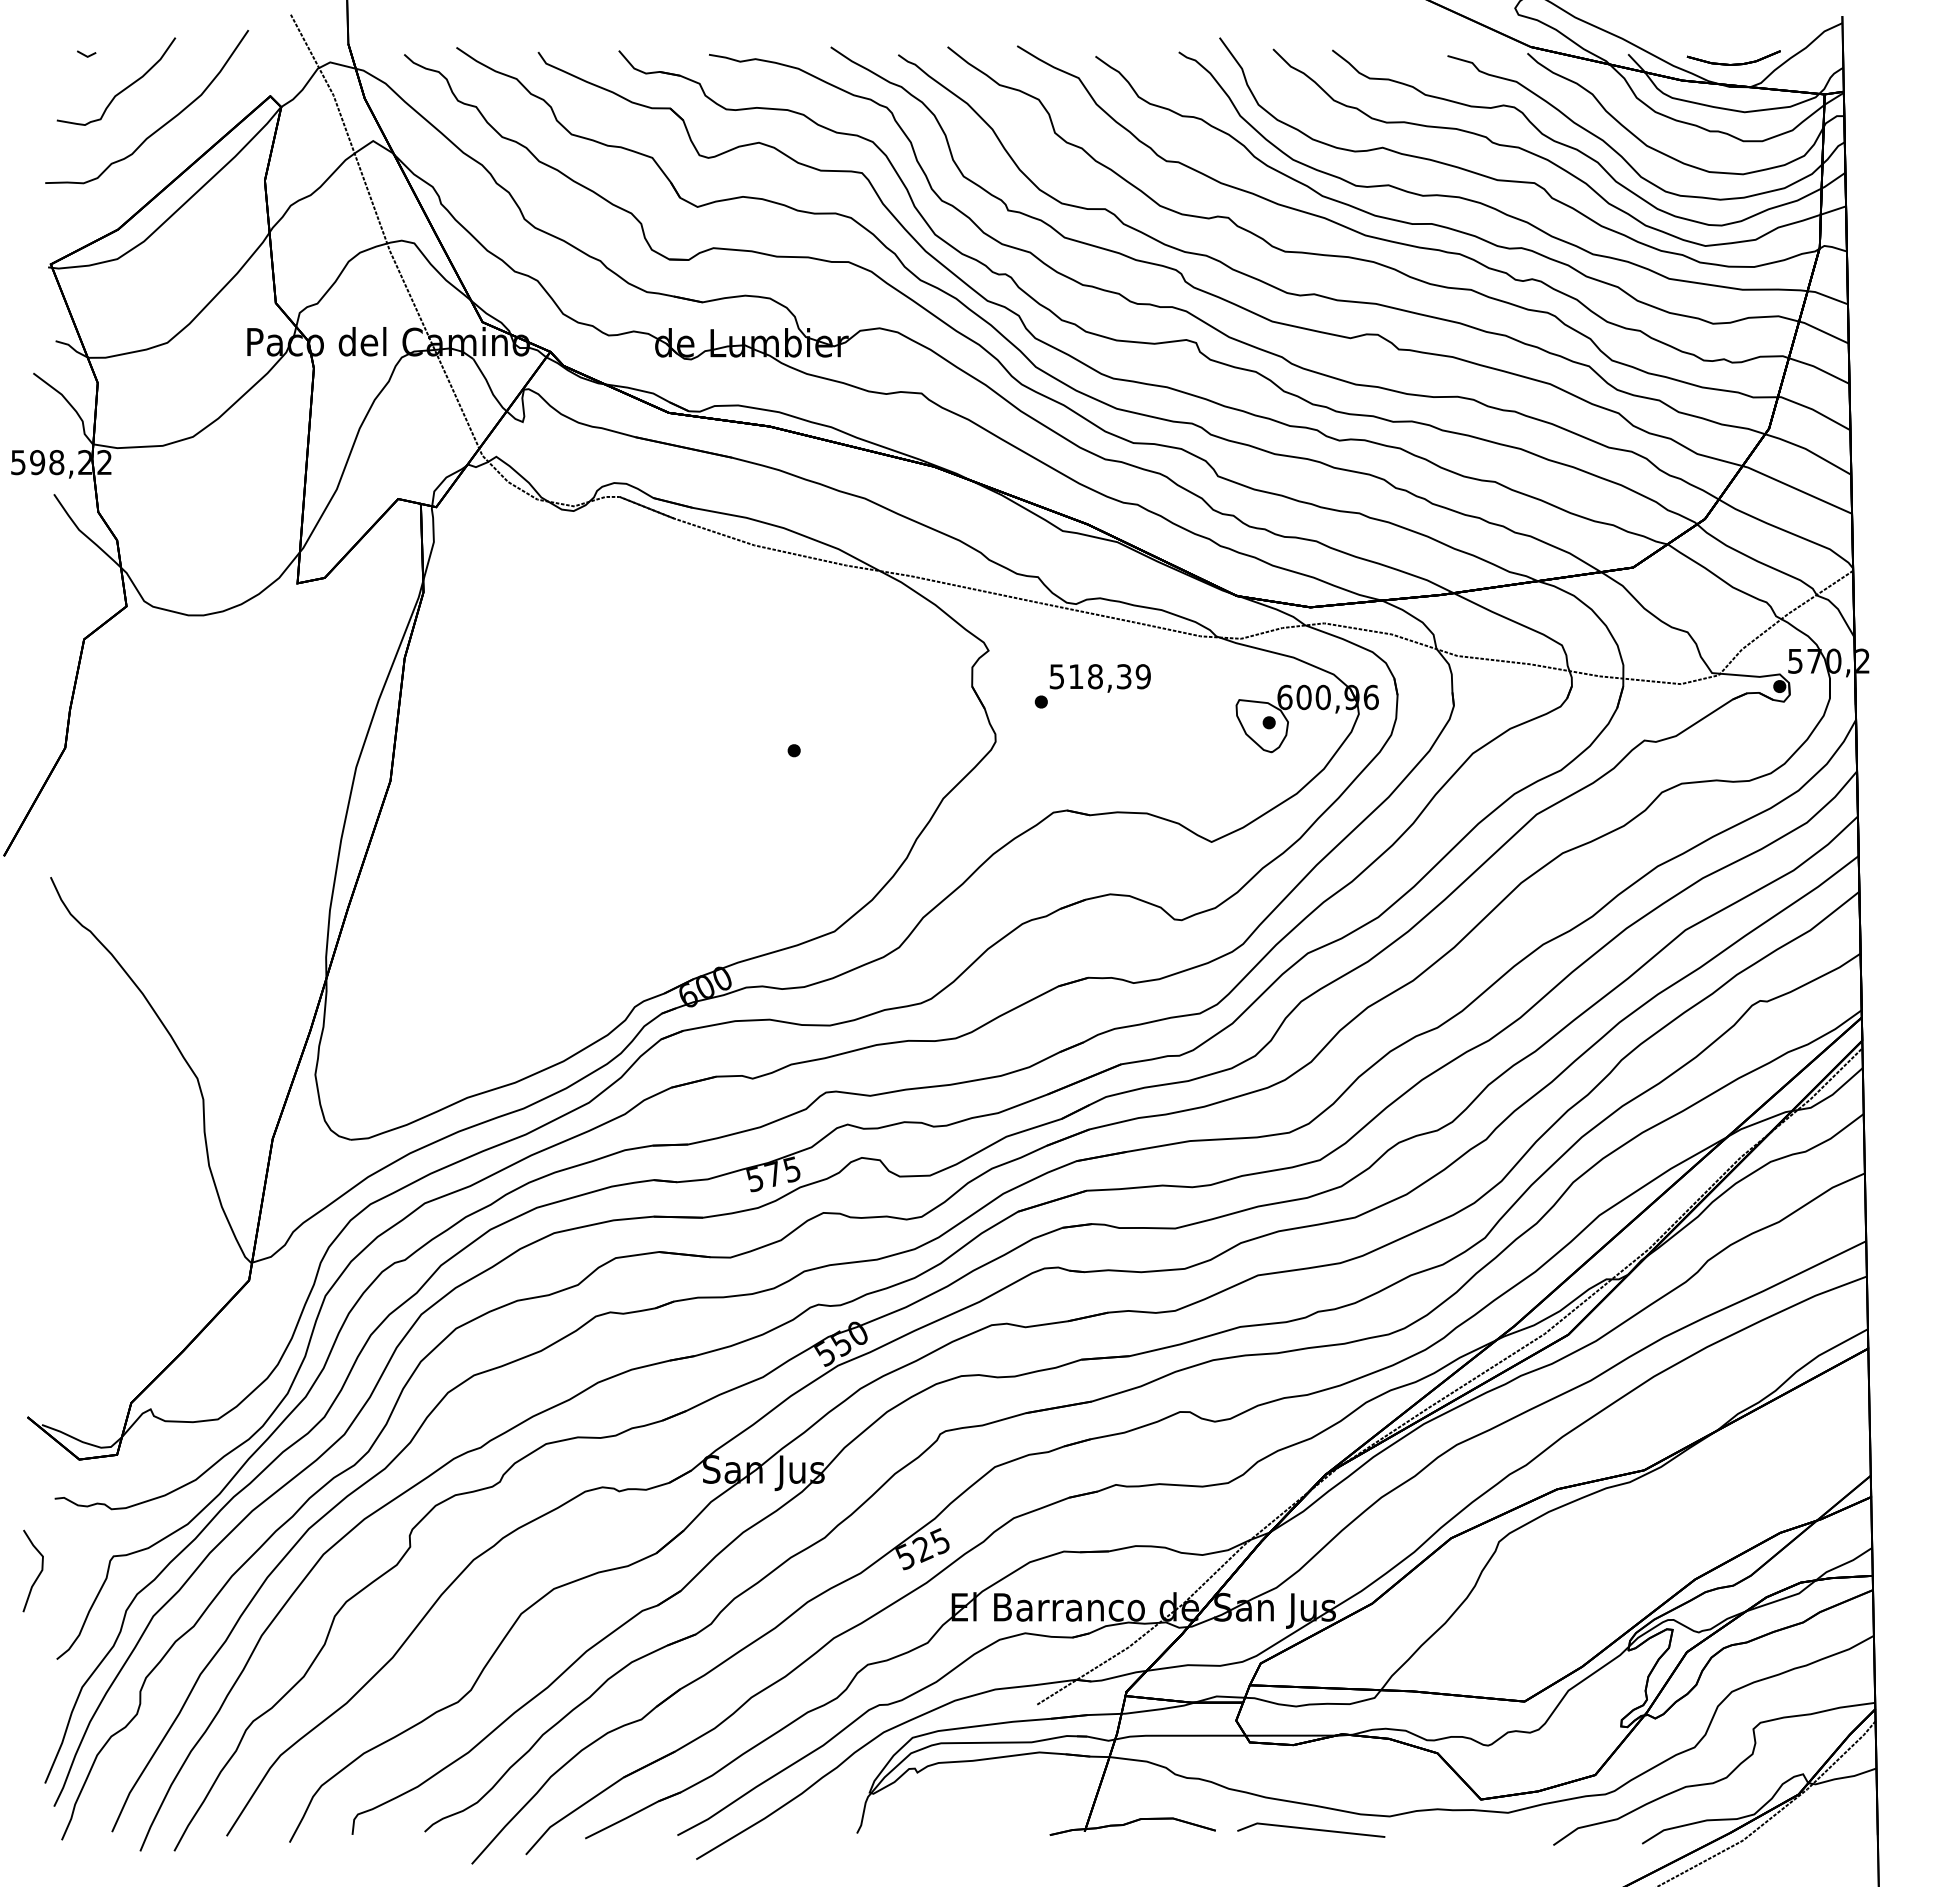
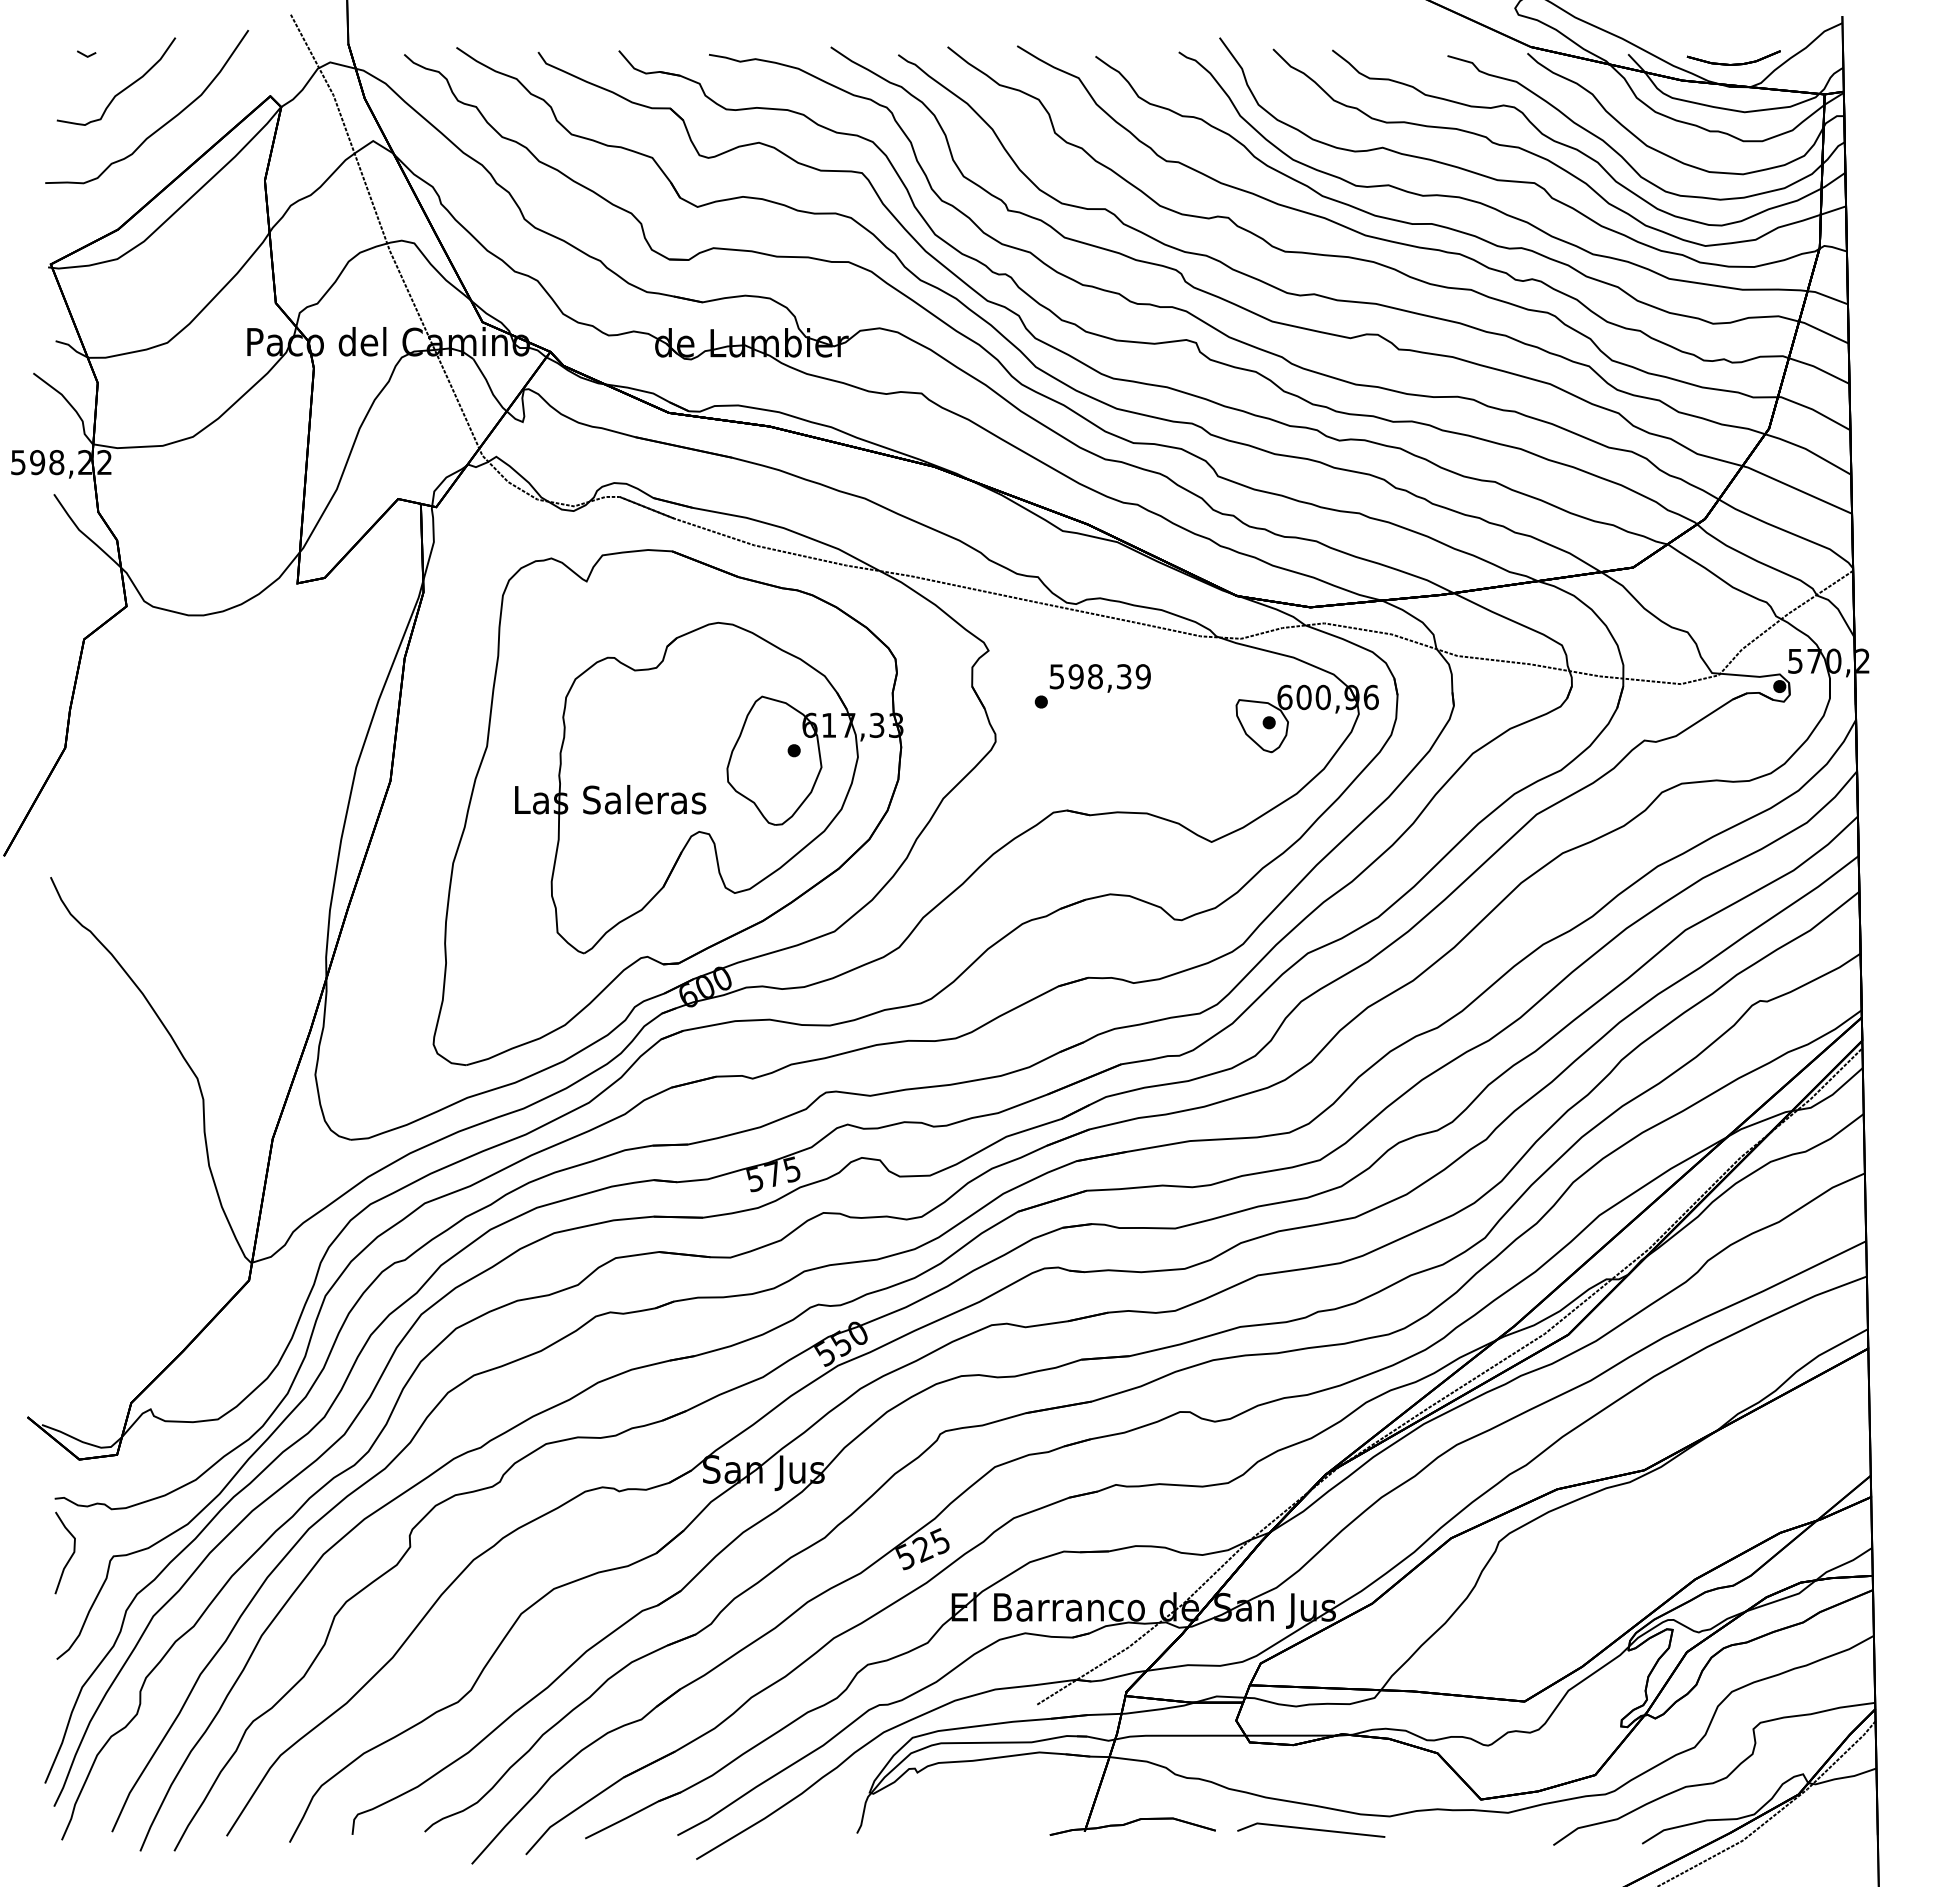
text: 518,39 -> 598,39 (1075, 676)
part: none -> present (667, 807)
curve position: (37, 1575) -> (69, 1557) (69, 1557)
